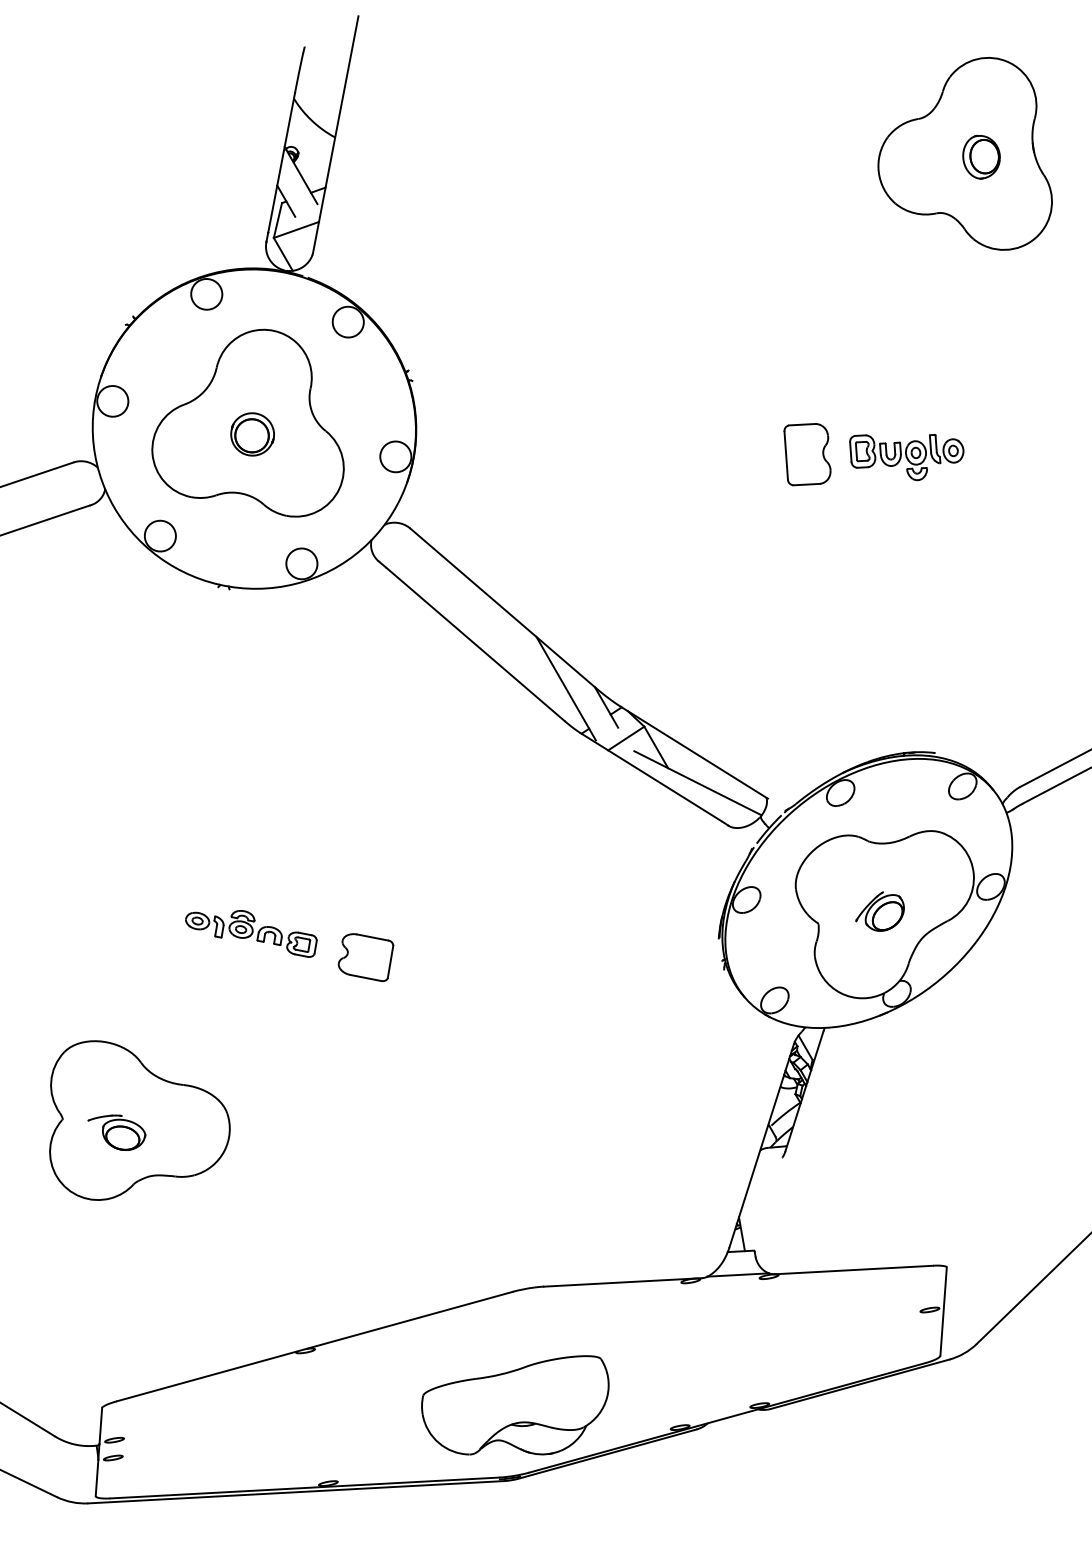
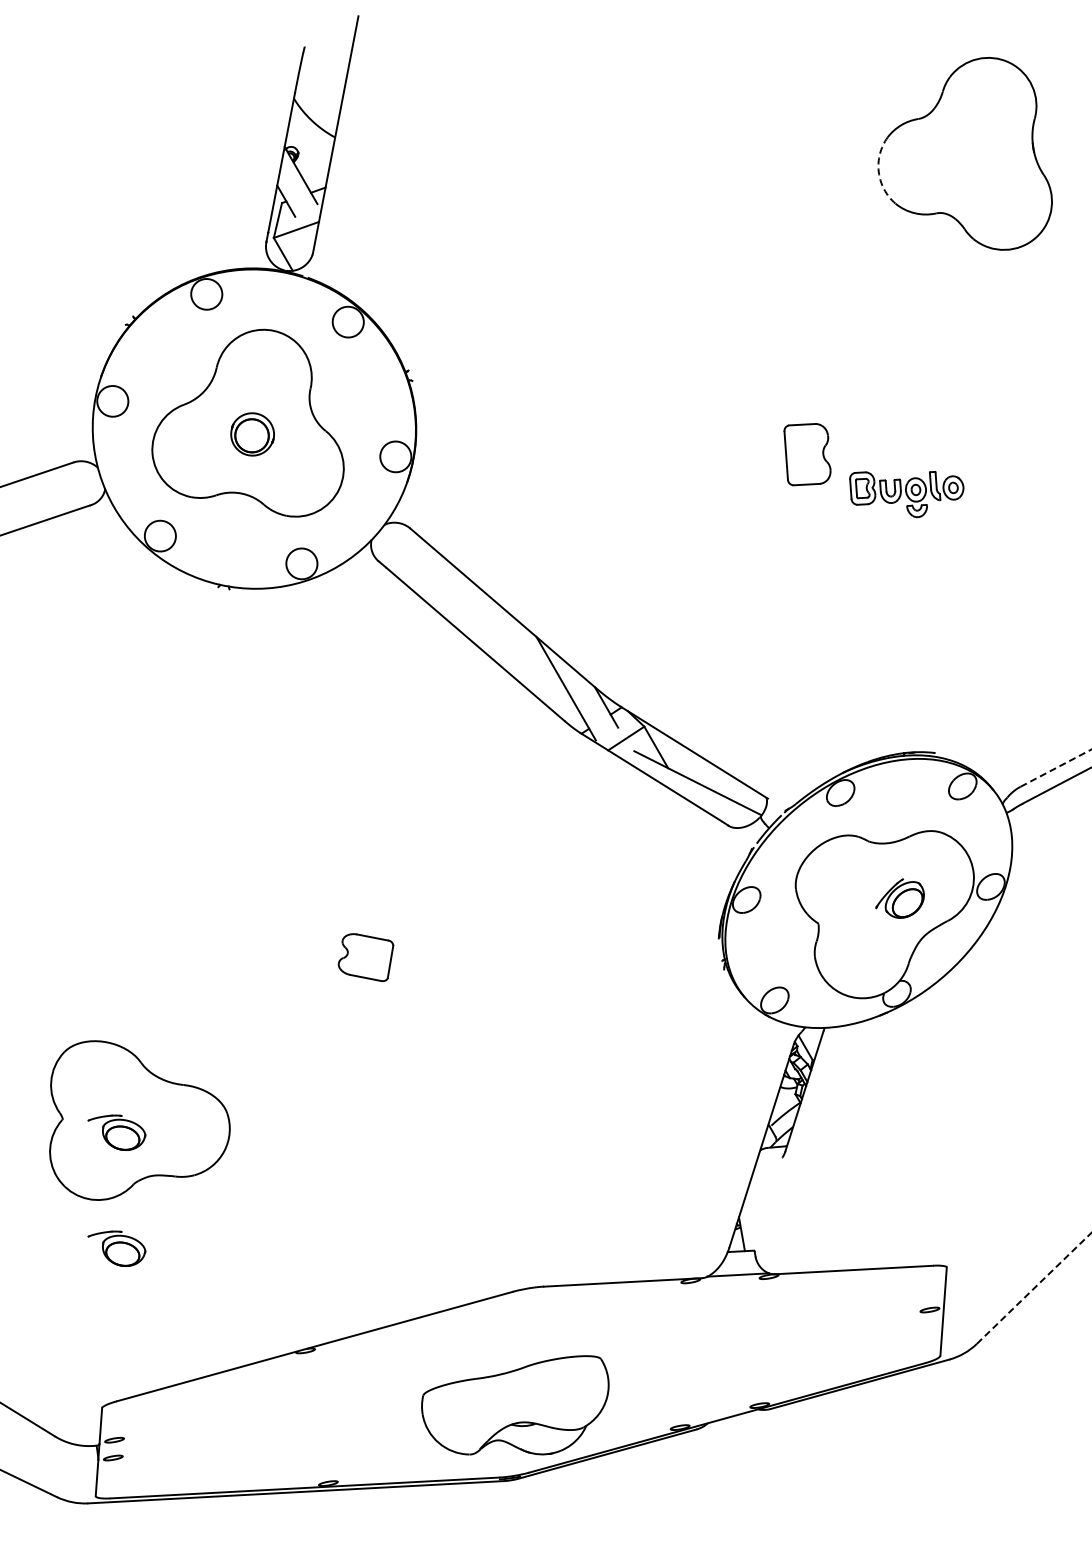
part: present -> none (981, 156)
arc: solid -> dashed (878, 172)
part position: (906, 457) -> (906, 494) (906, 494)
line: solid -> dashed (1055, 768)
part position: (879, 911) -> (899, 898) (899, 898)
part: present -> none (251, 933)
part: none -> present (116, 1248)
line: solid -> dashed (1034, 1288)
